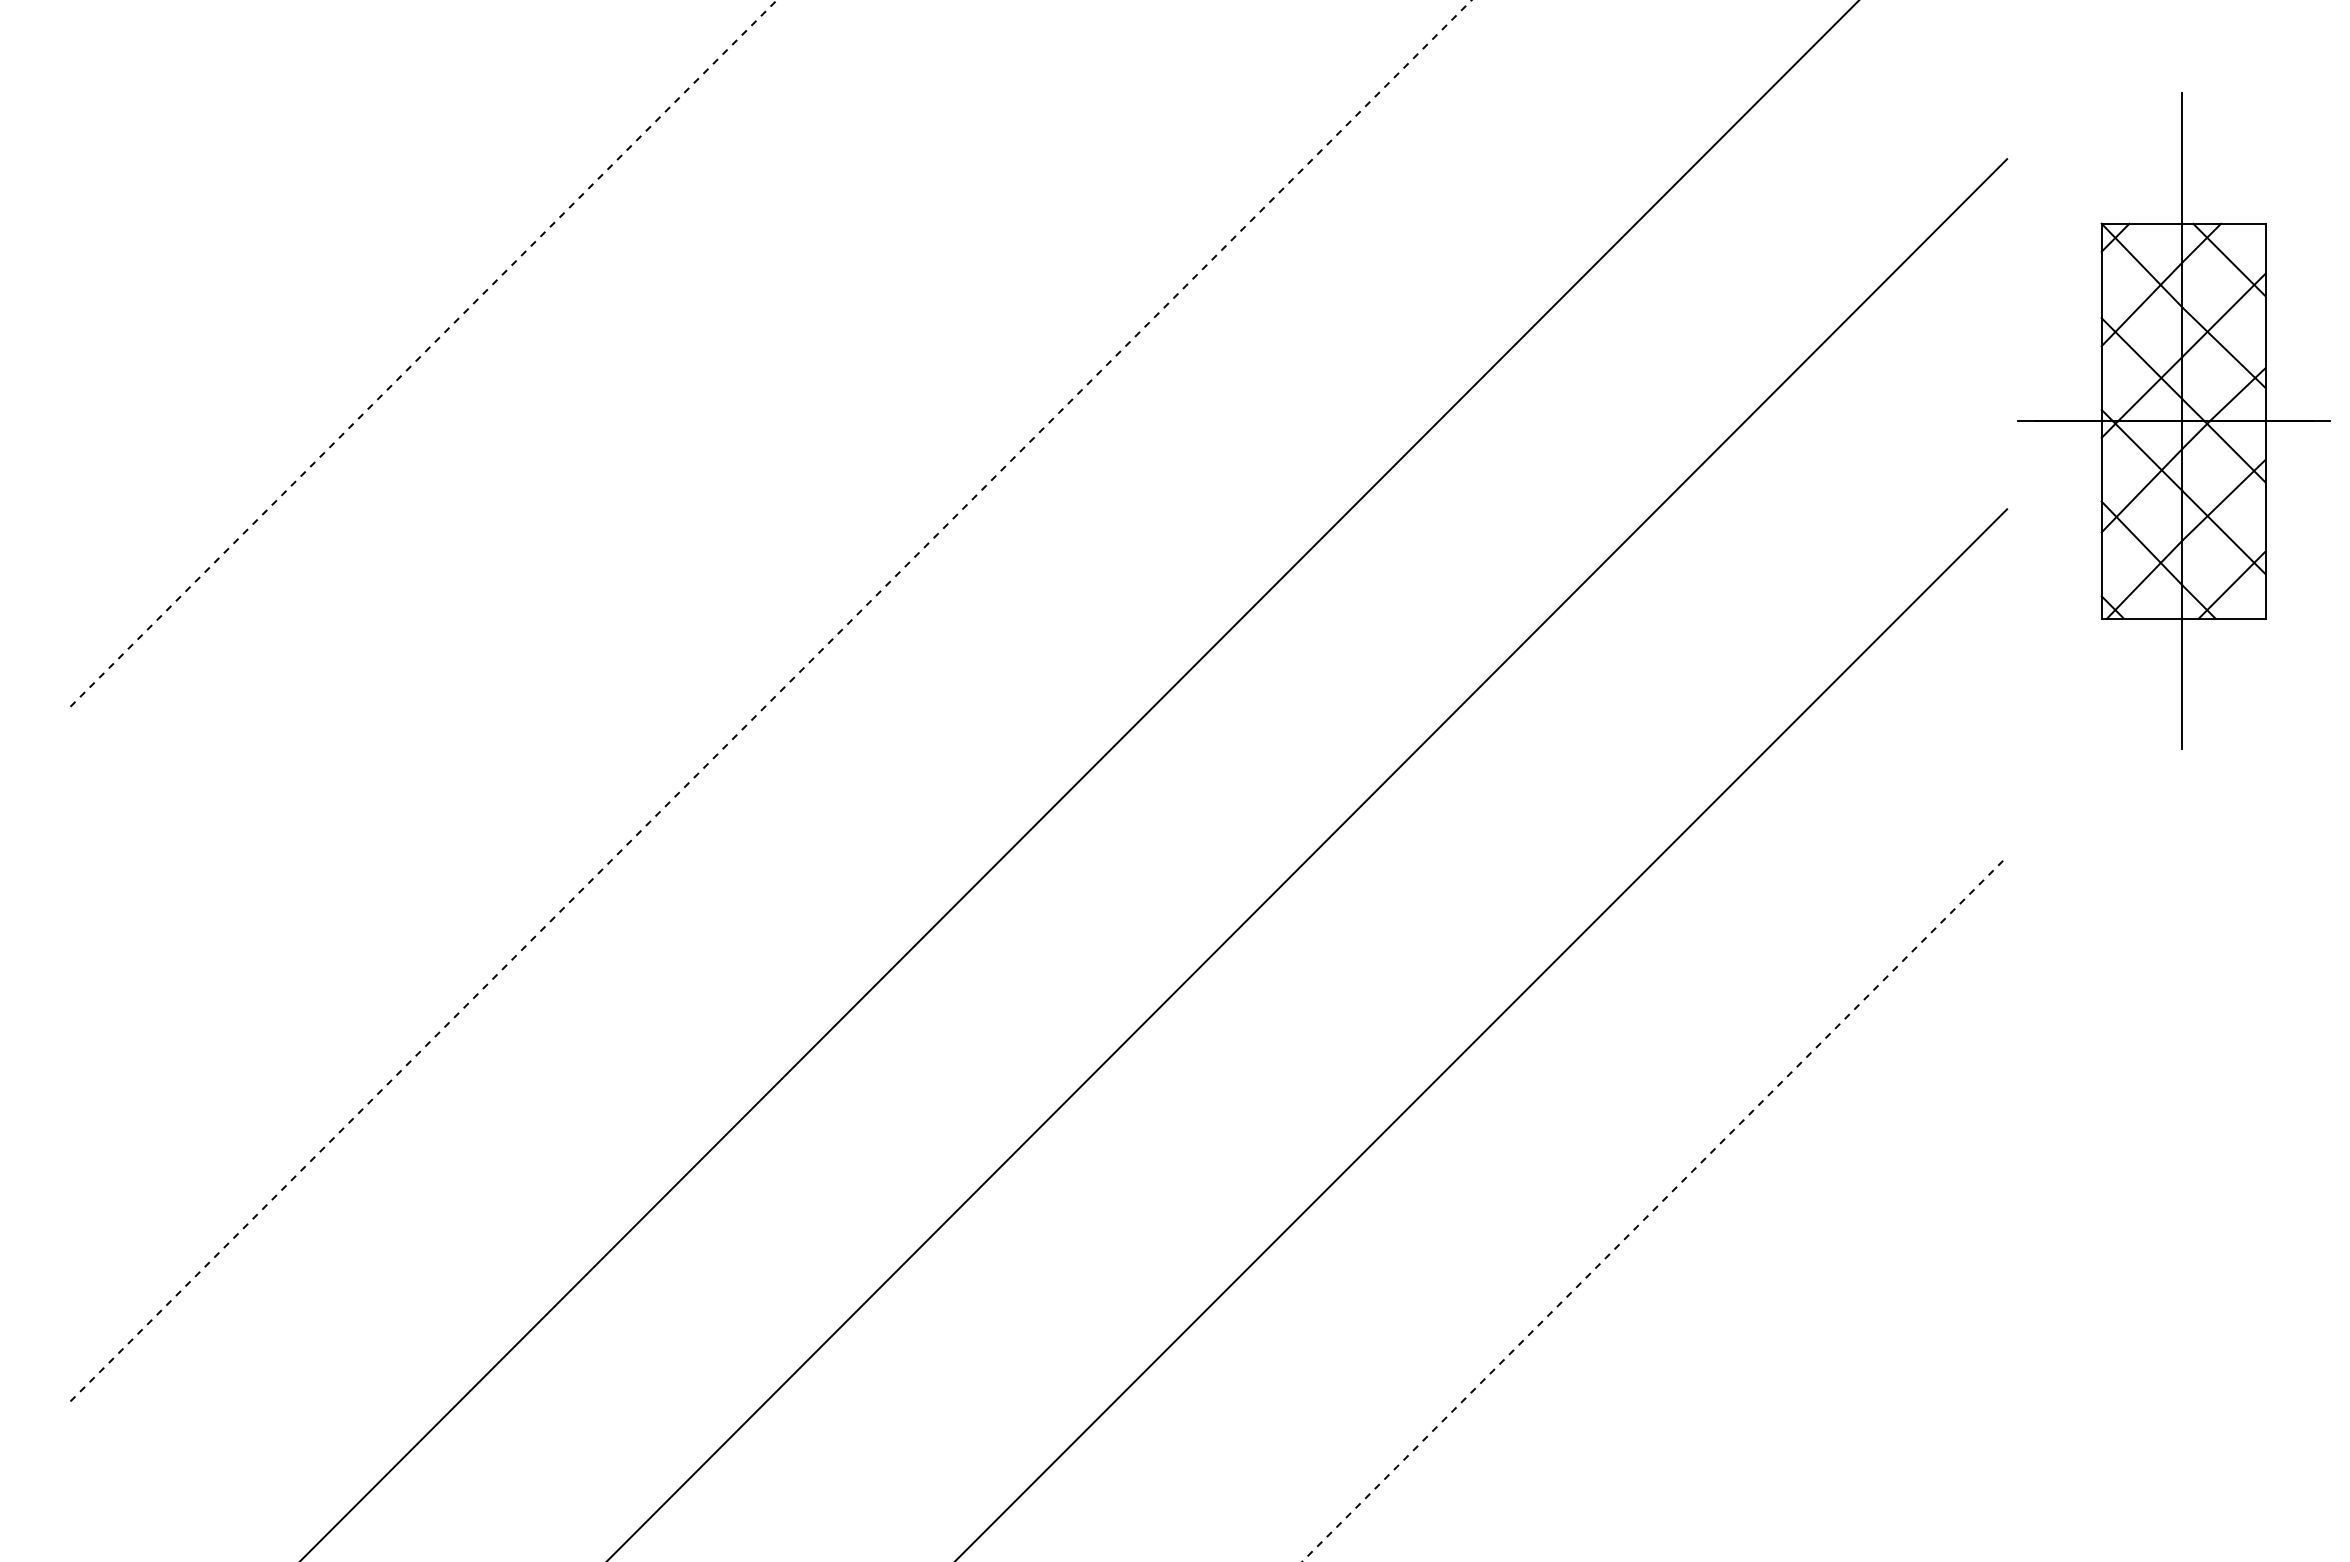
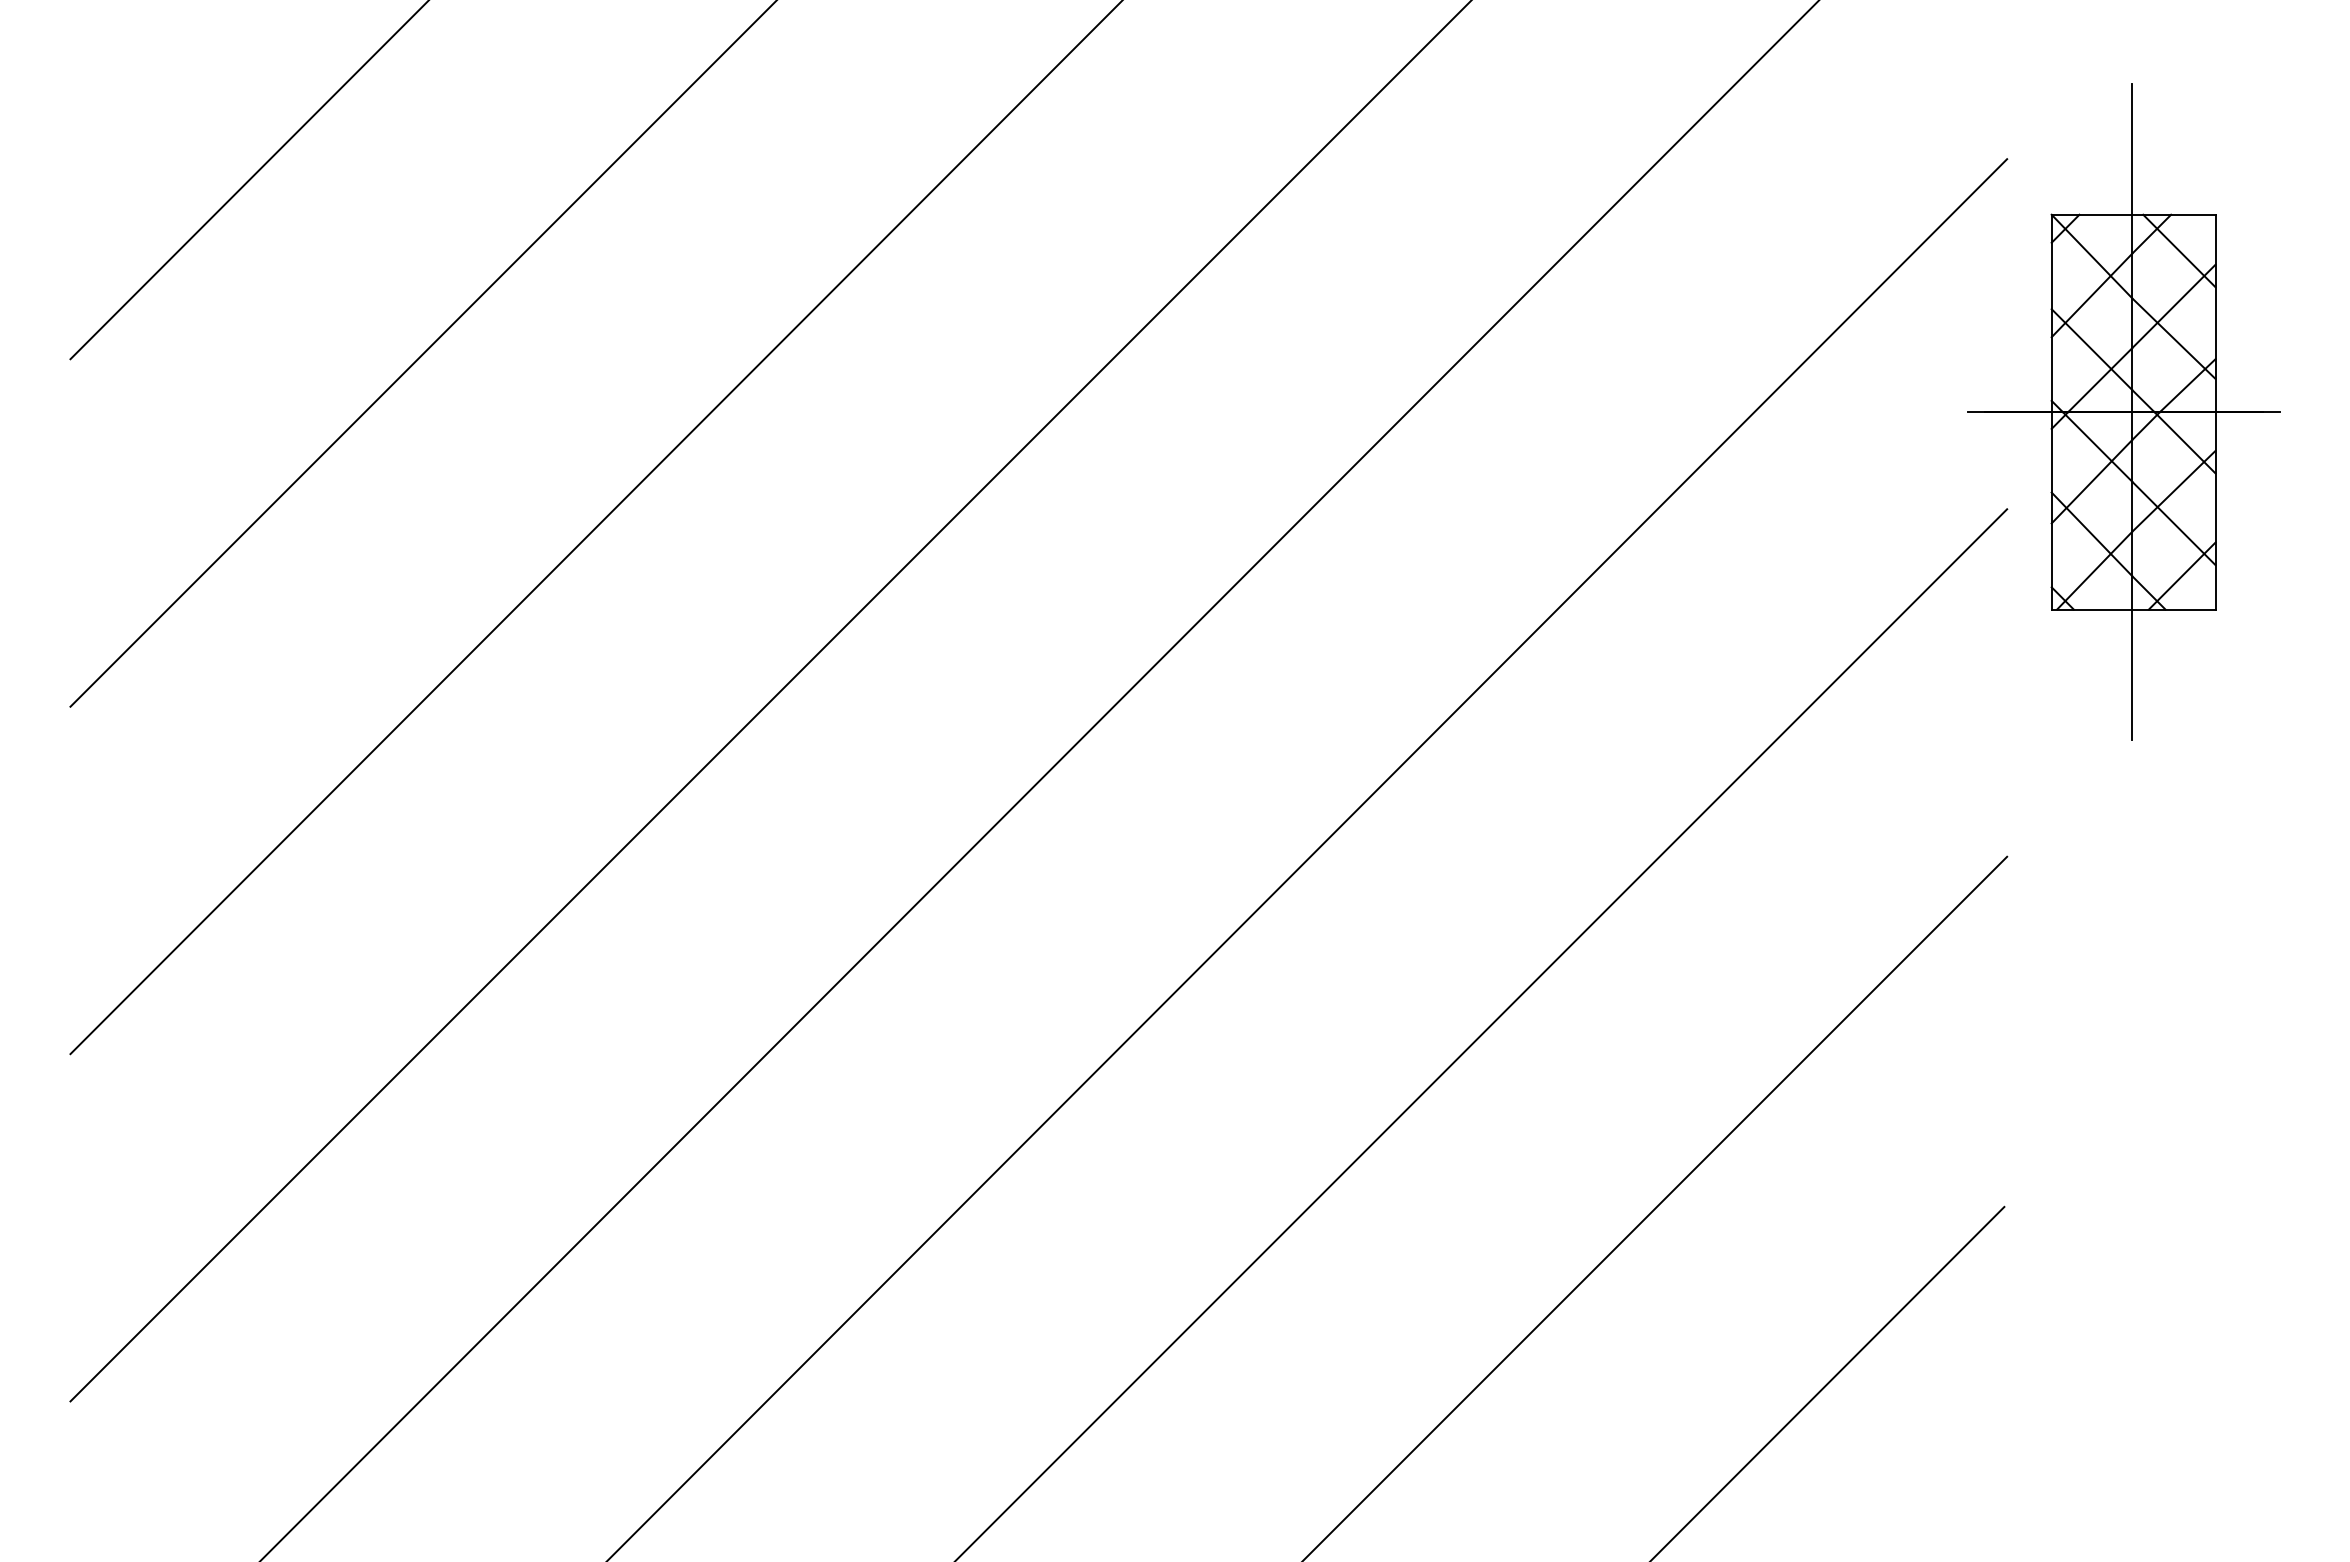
line: none -> present (248, 180)
line: dashed -> solid (424, 353)
part position: (2173, 420) -> (2123, 411) (2123, 411)
line: none -> present (595, 528)
line: dashed -> solid (771, 700)
line position: (1079, 780) -> (1039, 780) (1039, 780)
line: dashed -> solid (1655, 1208)
line: none -> present (1828, 1382)
